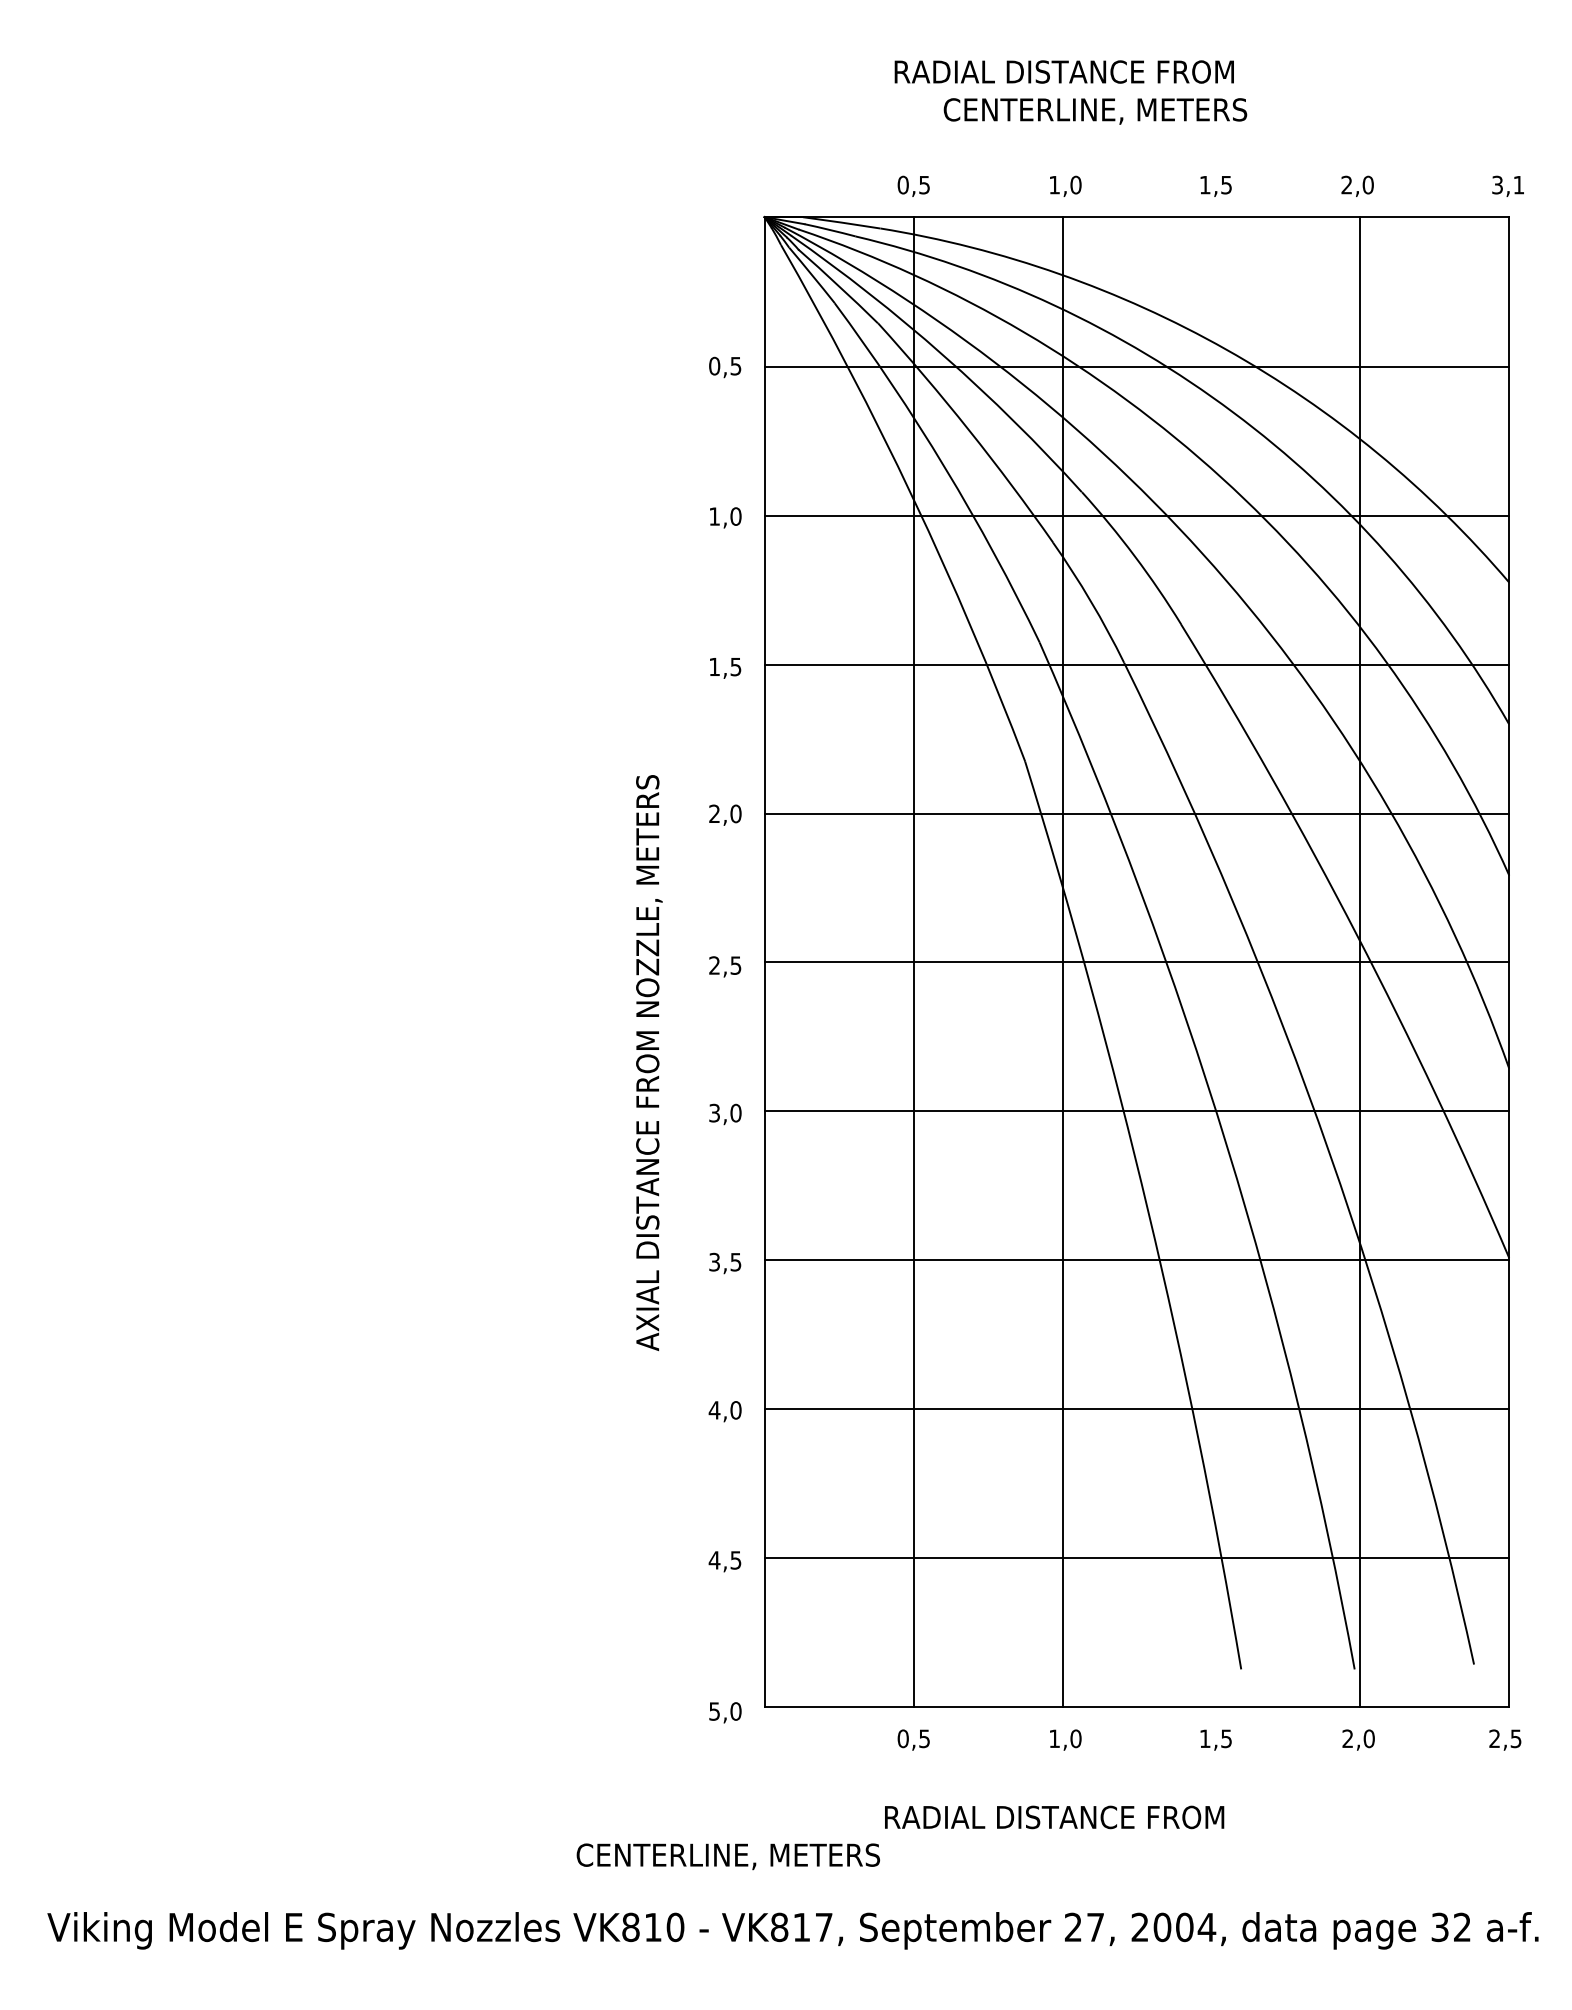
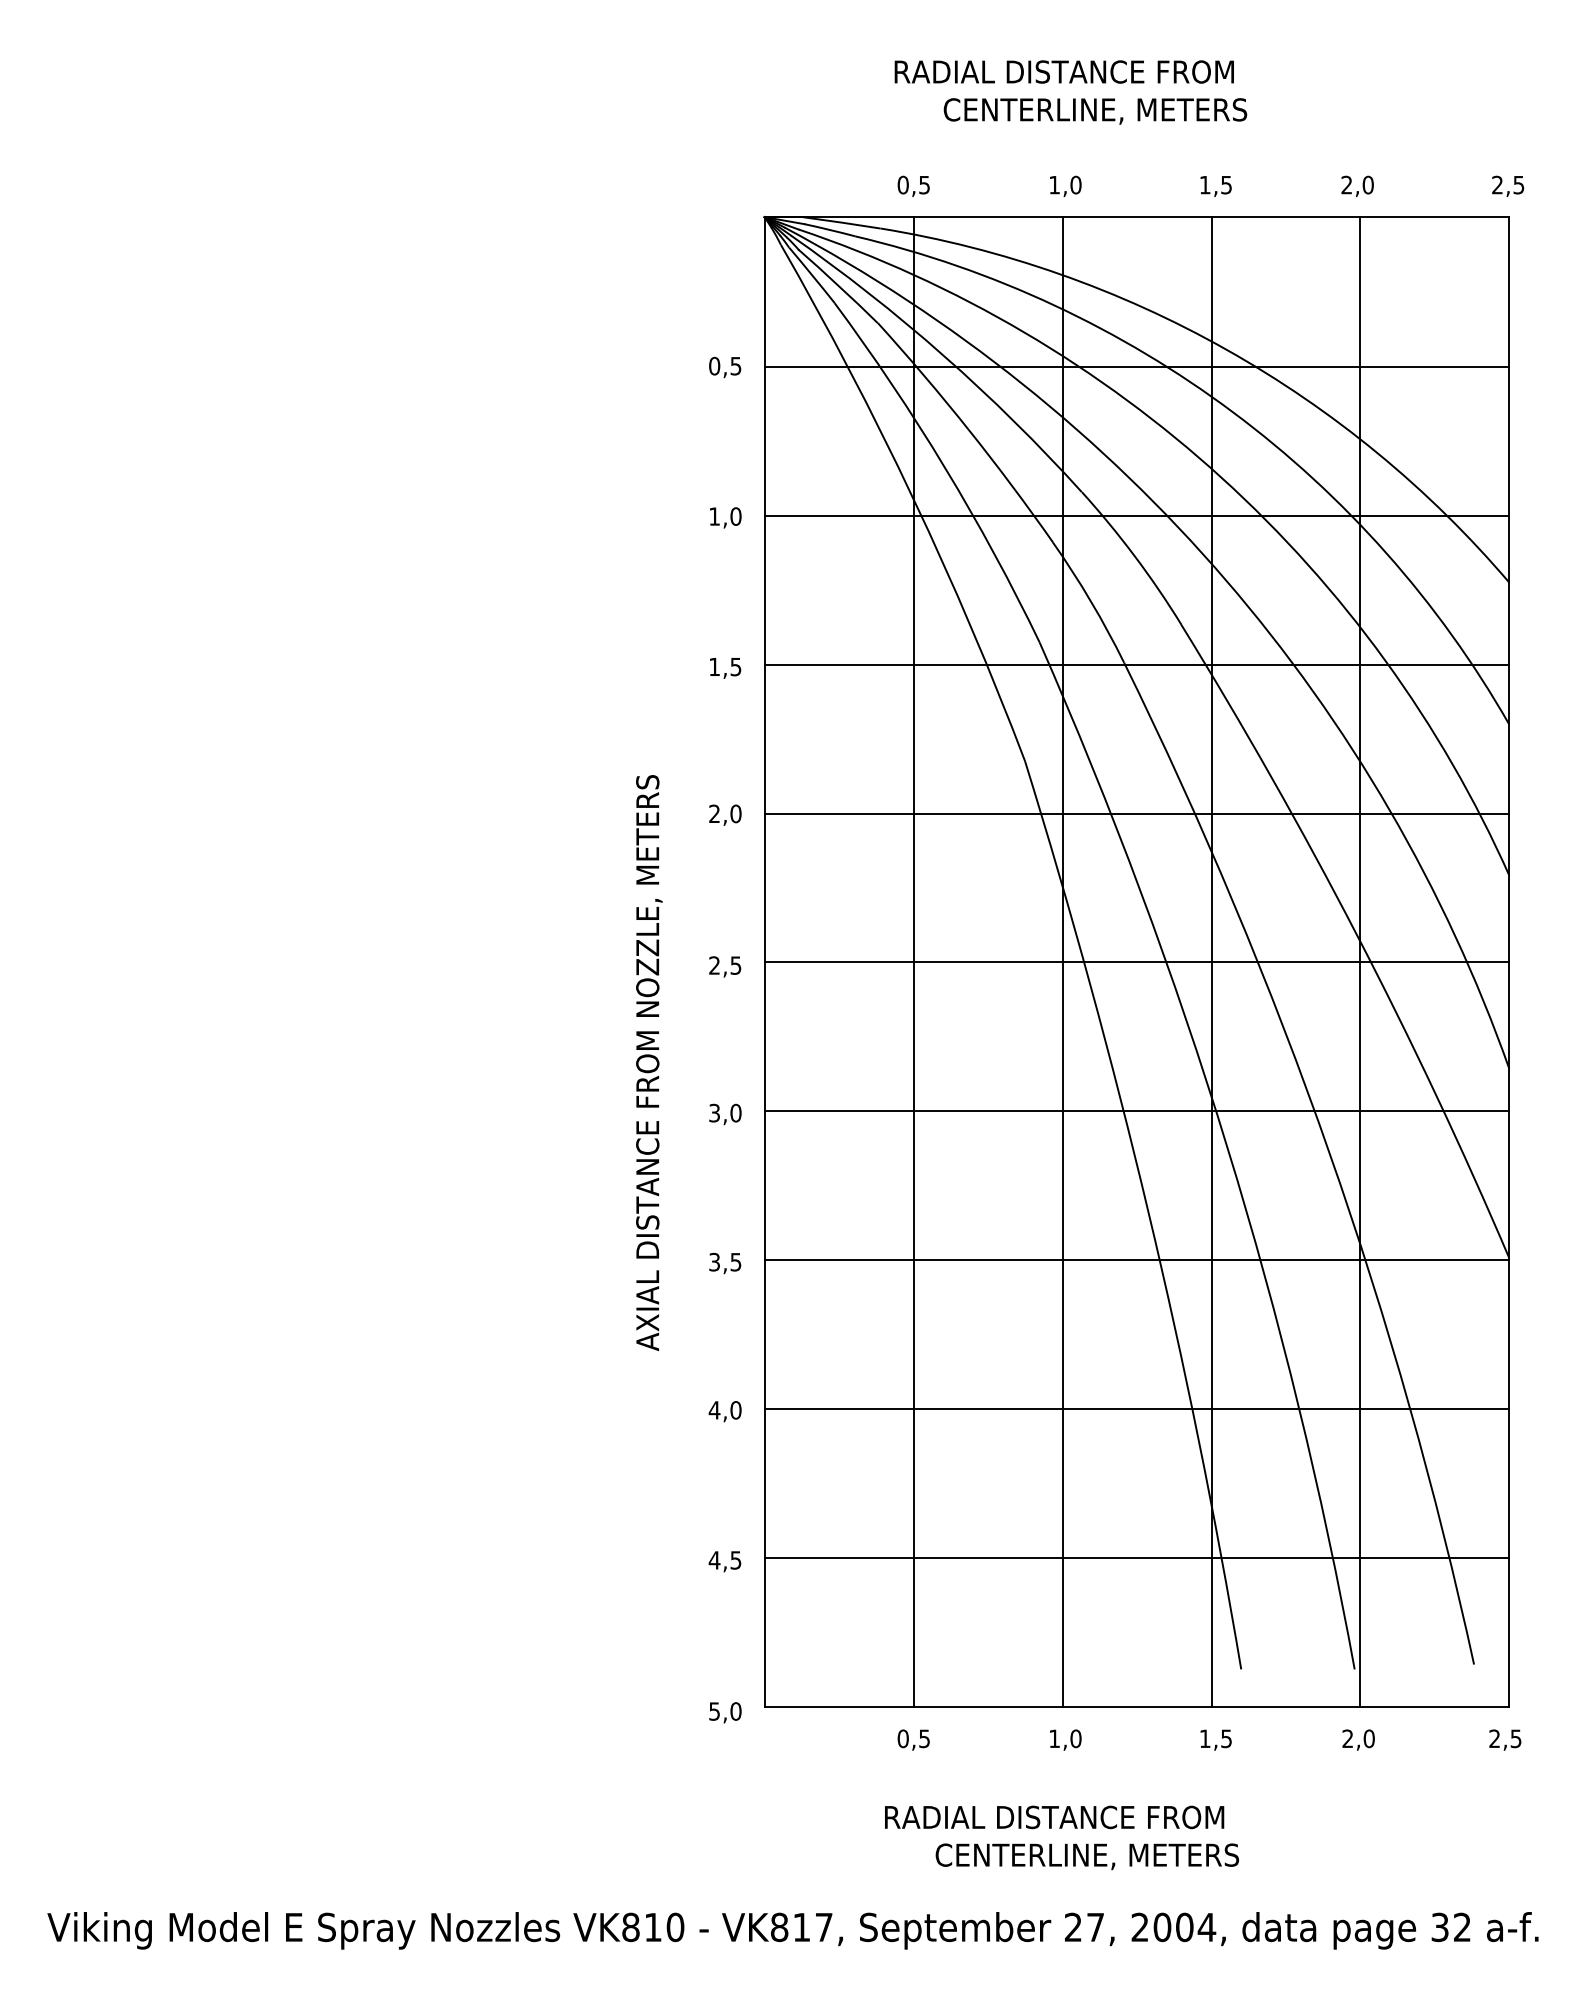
text: 3,1 -> 2,5 (1508, 185)
line: none -> present (1211, 961)
text position: (727, 1856) -> (1086, 1856) (1086, 1856)
